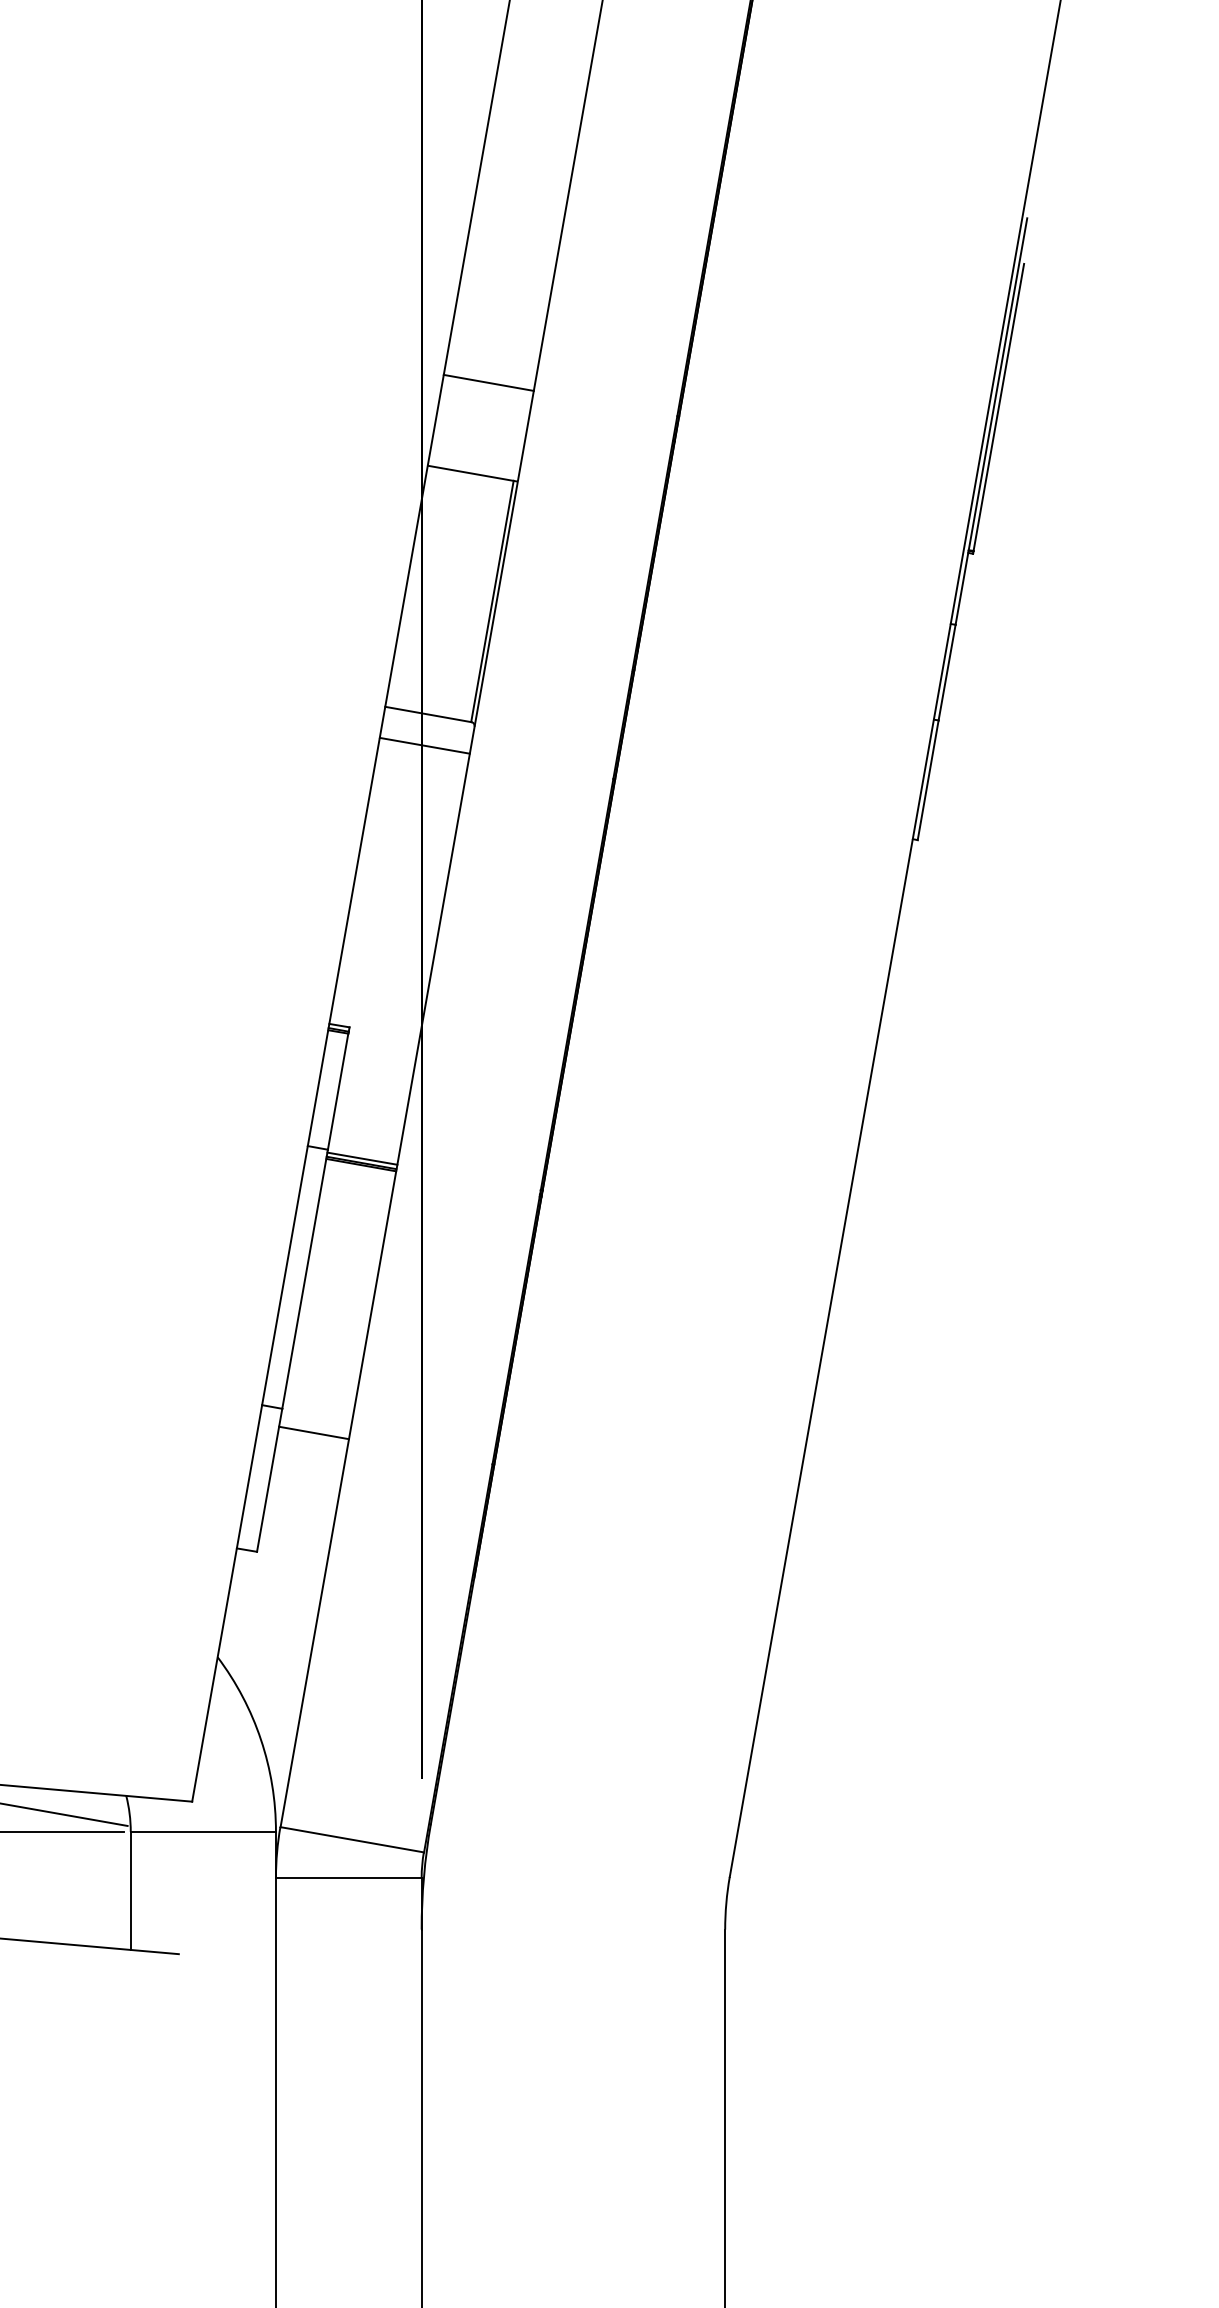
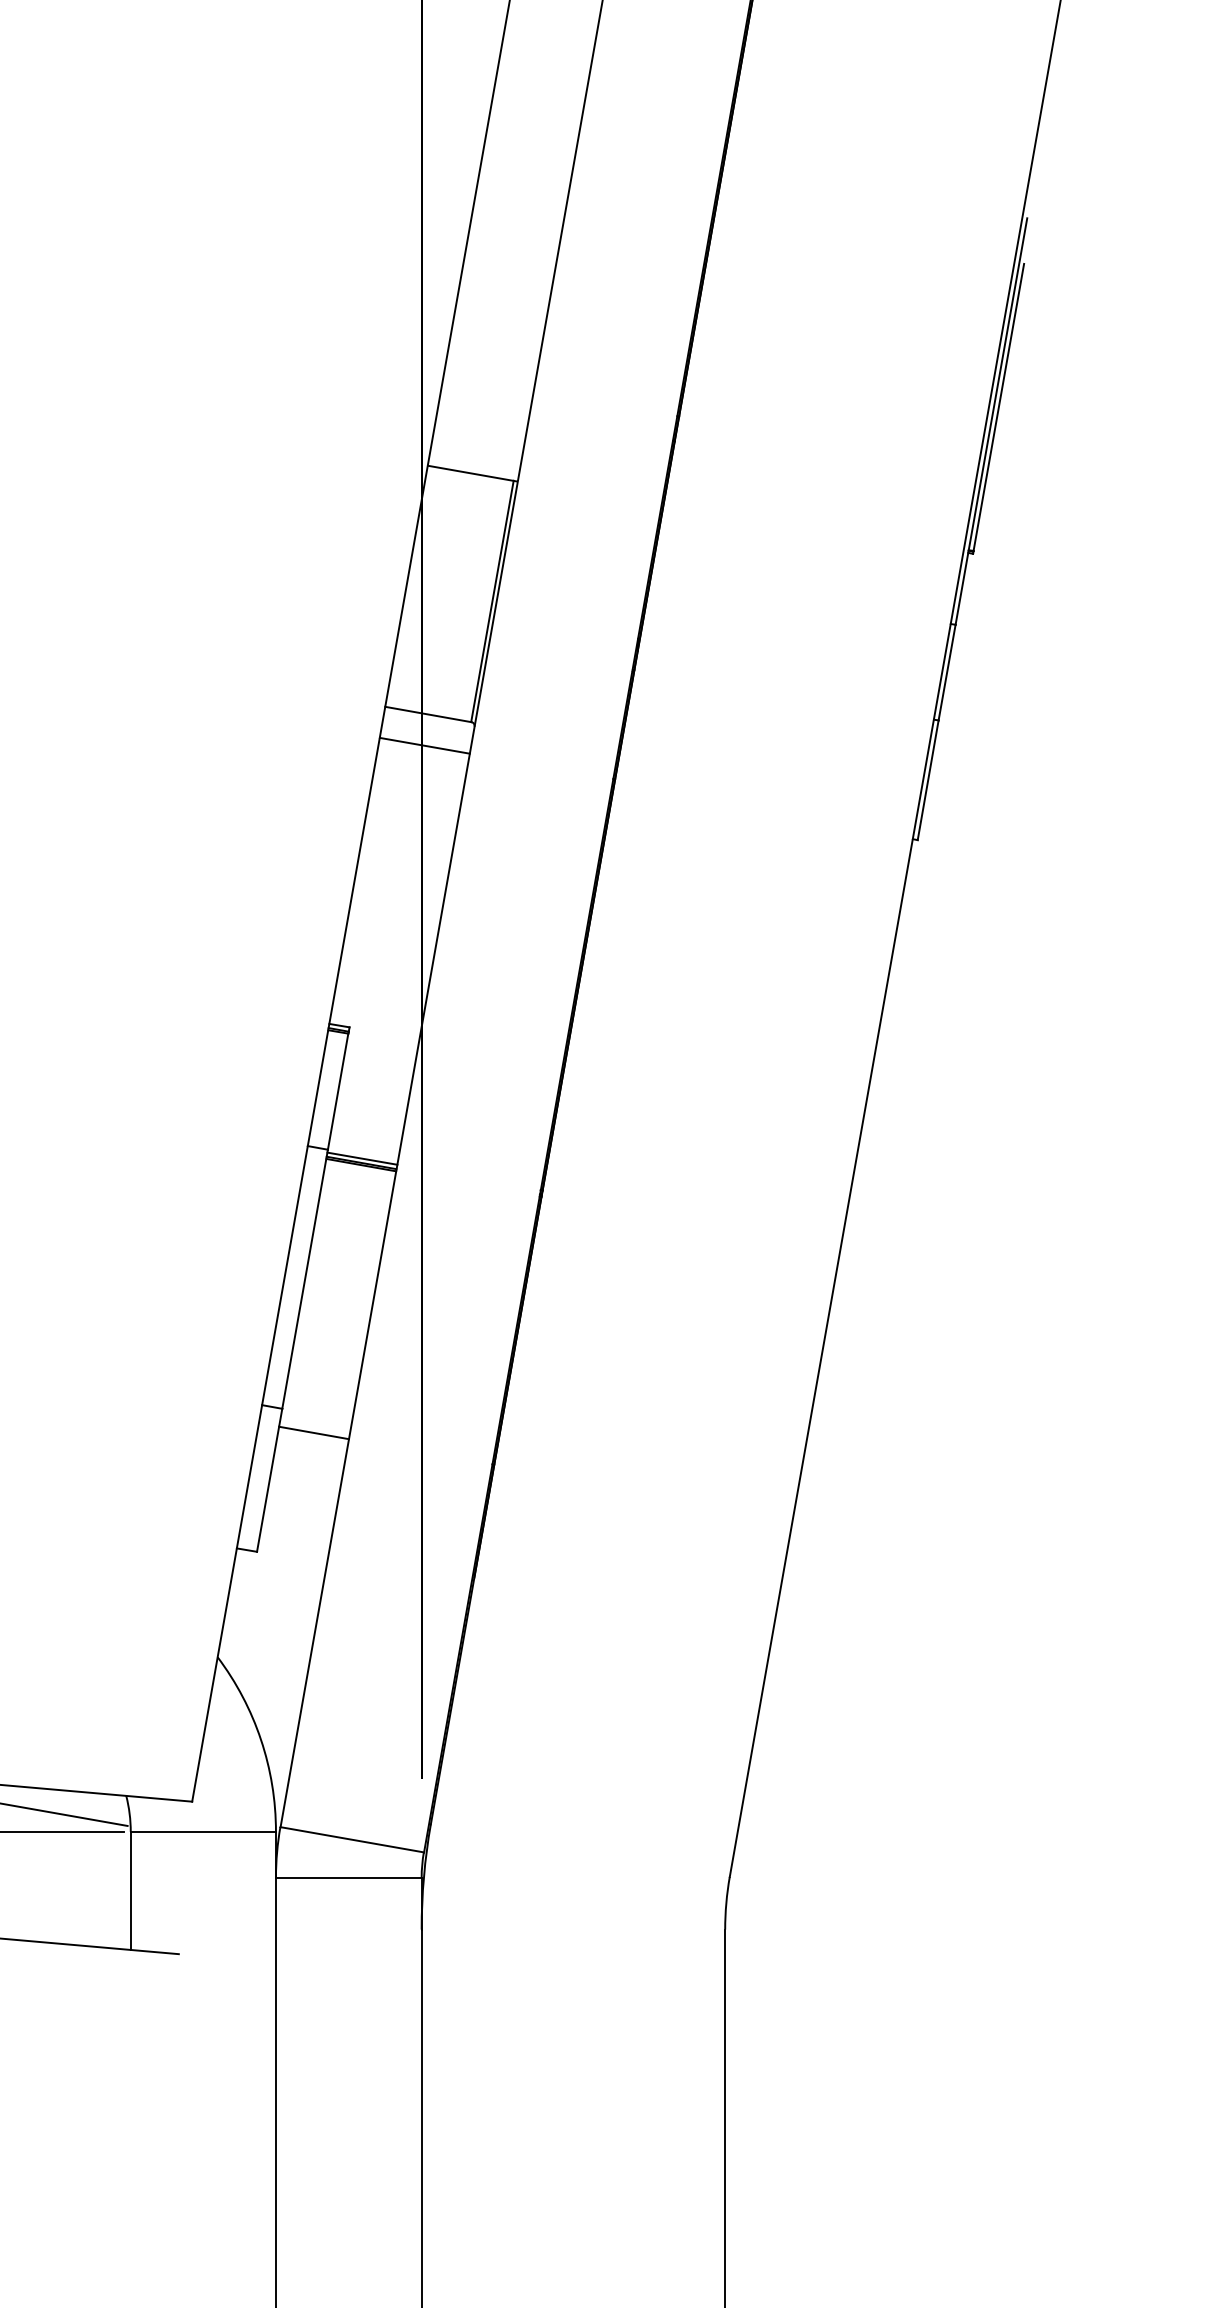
line: present -> none (488, 382)
